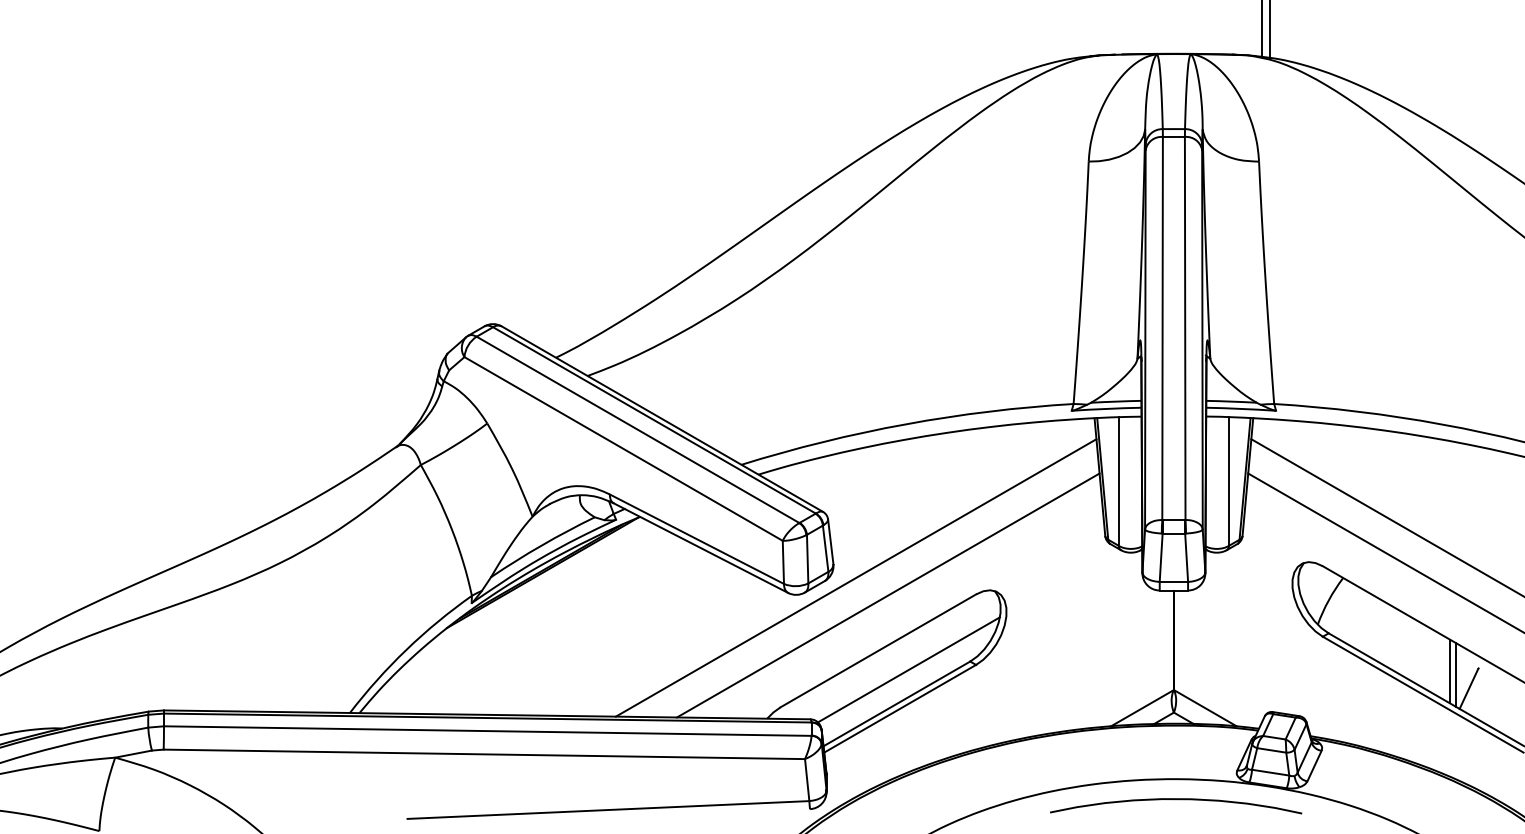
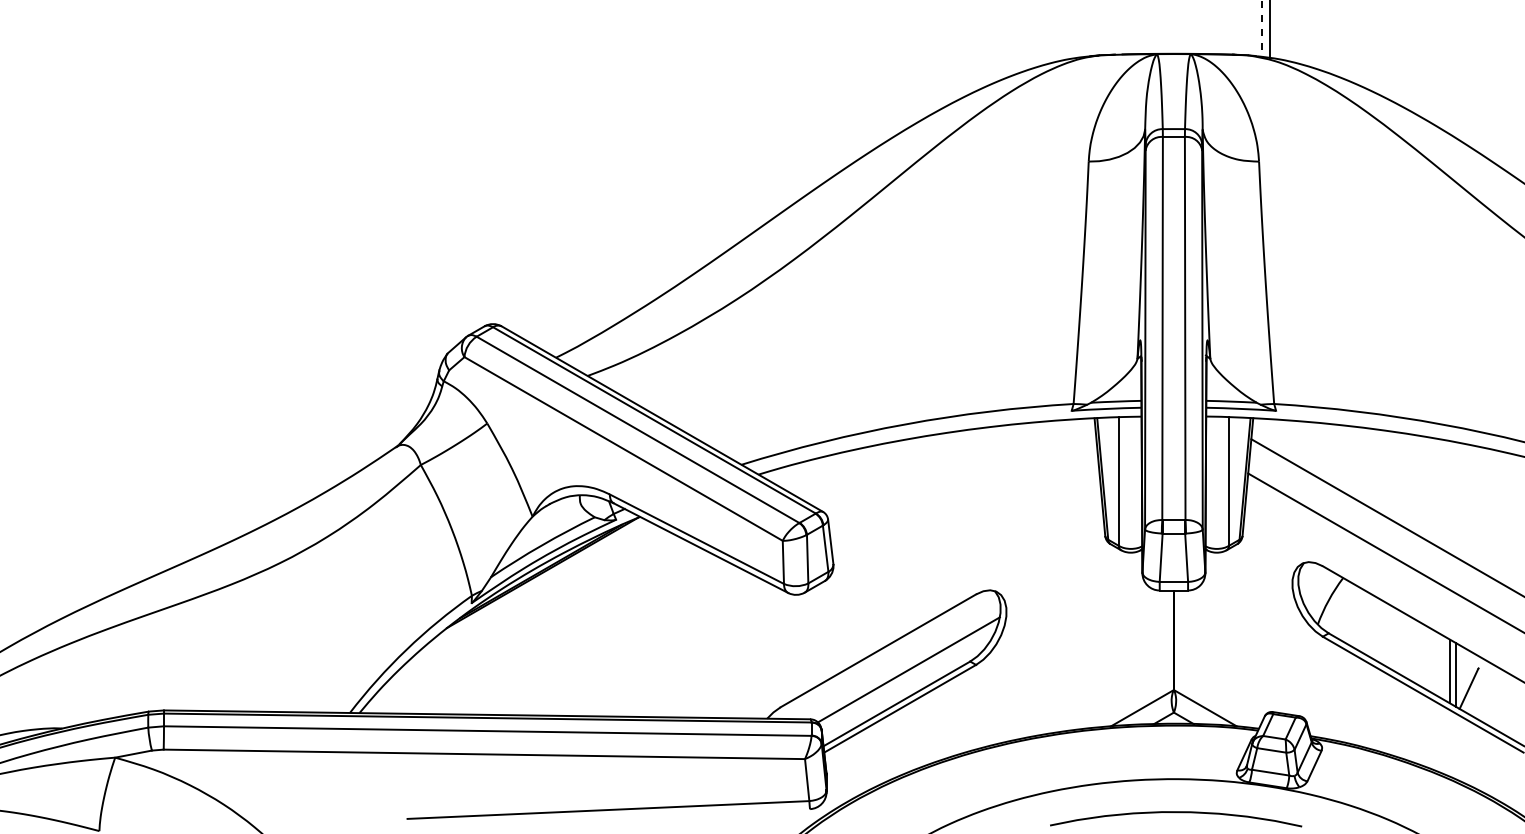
line: solid -> dashed (1262, 28)
line: present -> none (855, 577)
line: present -> none (887, 595)
curve position: (1176, 800) -> (1176, 813) (1176, 813)
